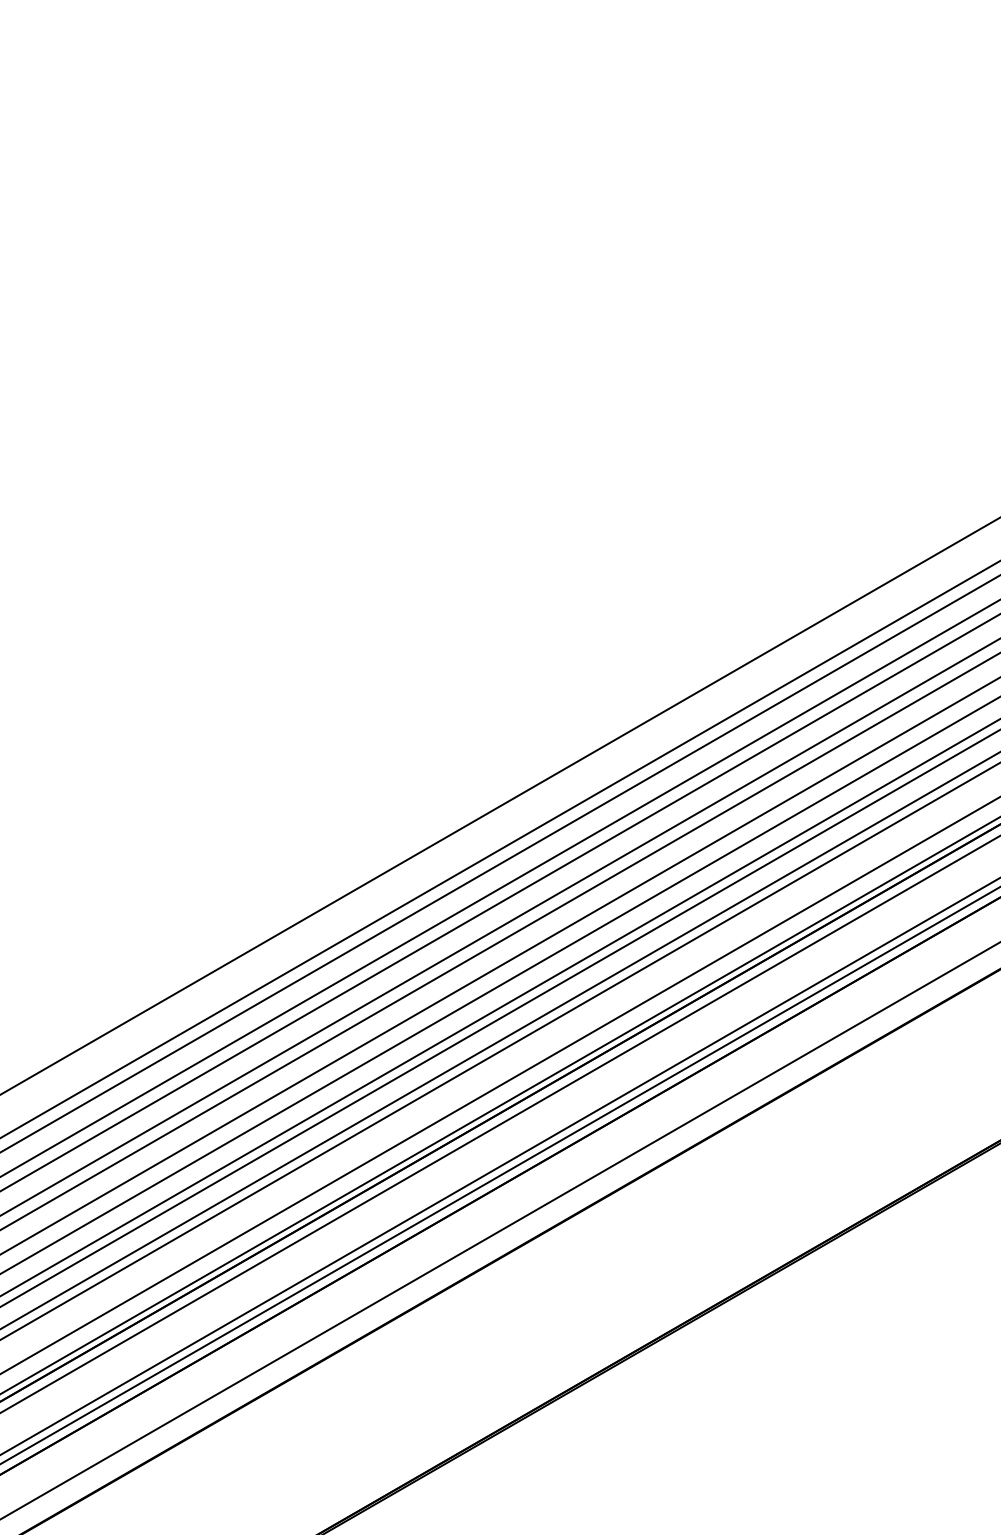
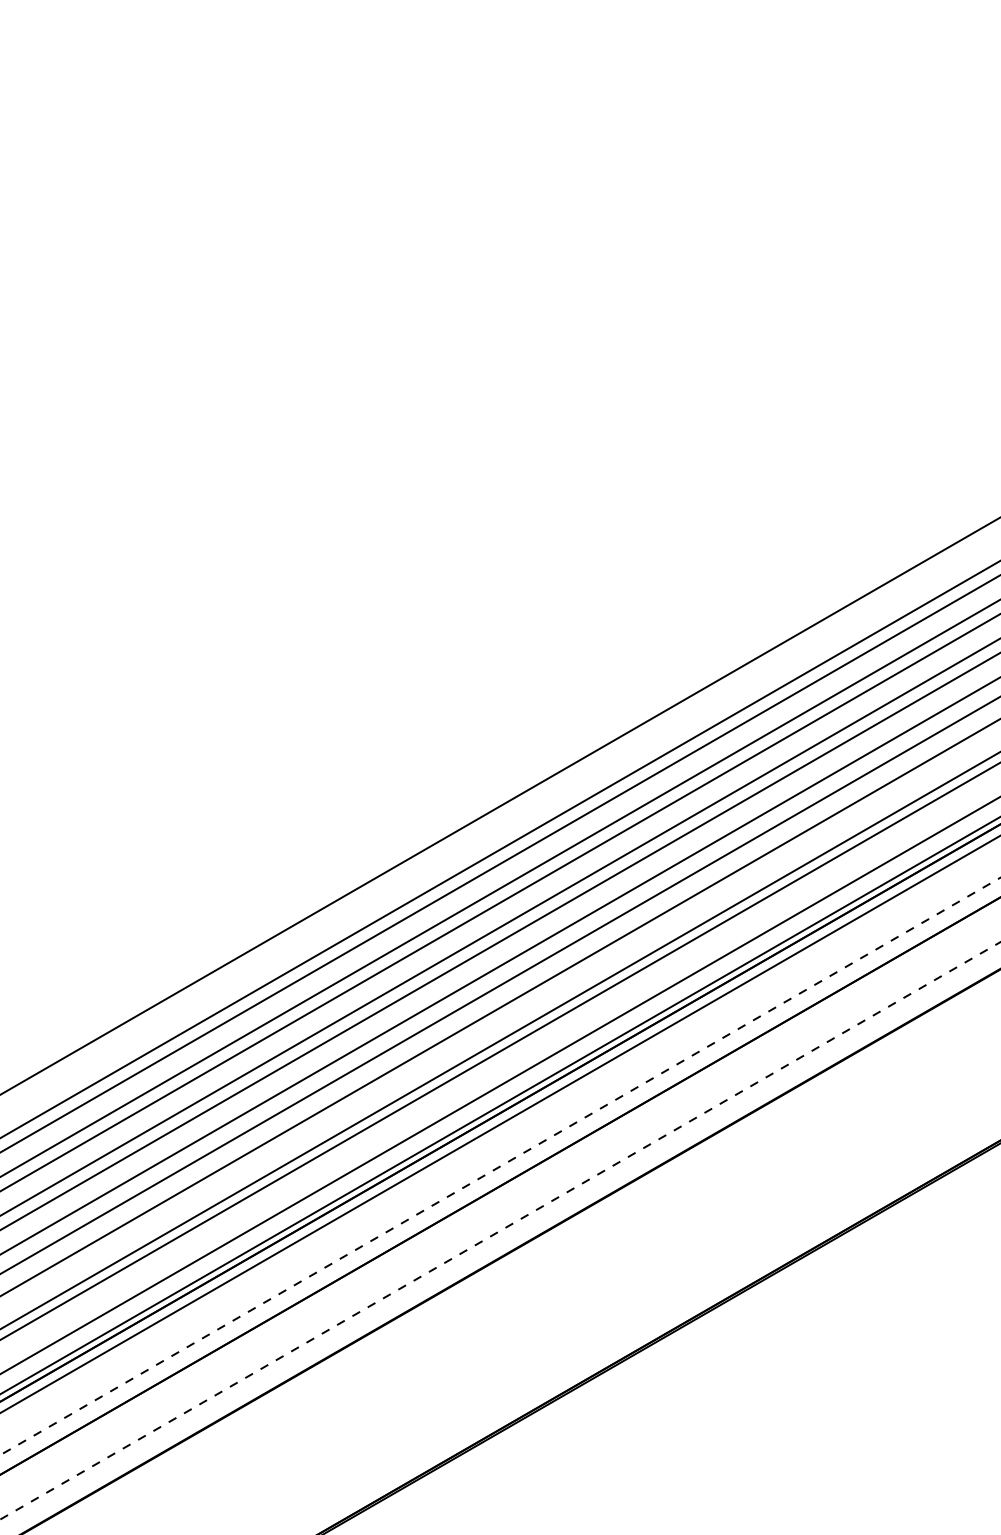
line: present -> none (499, 1018)
line: solid -> dashed (499, 1166)
line: present -> none (499, 1175)
line: solid -> dashed (500, 1230)
